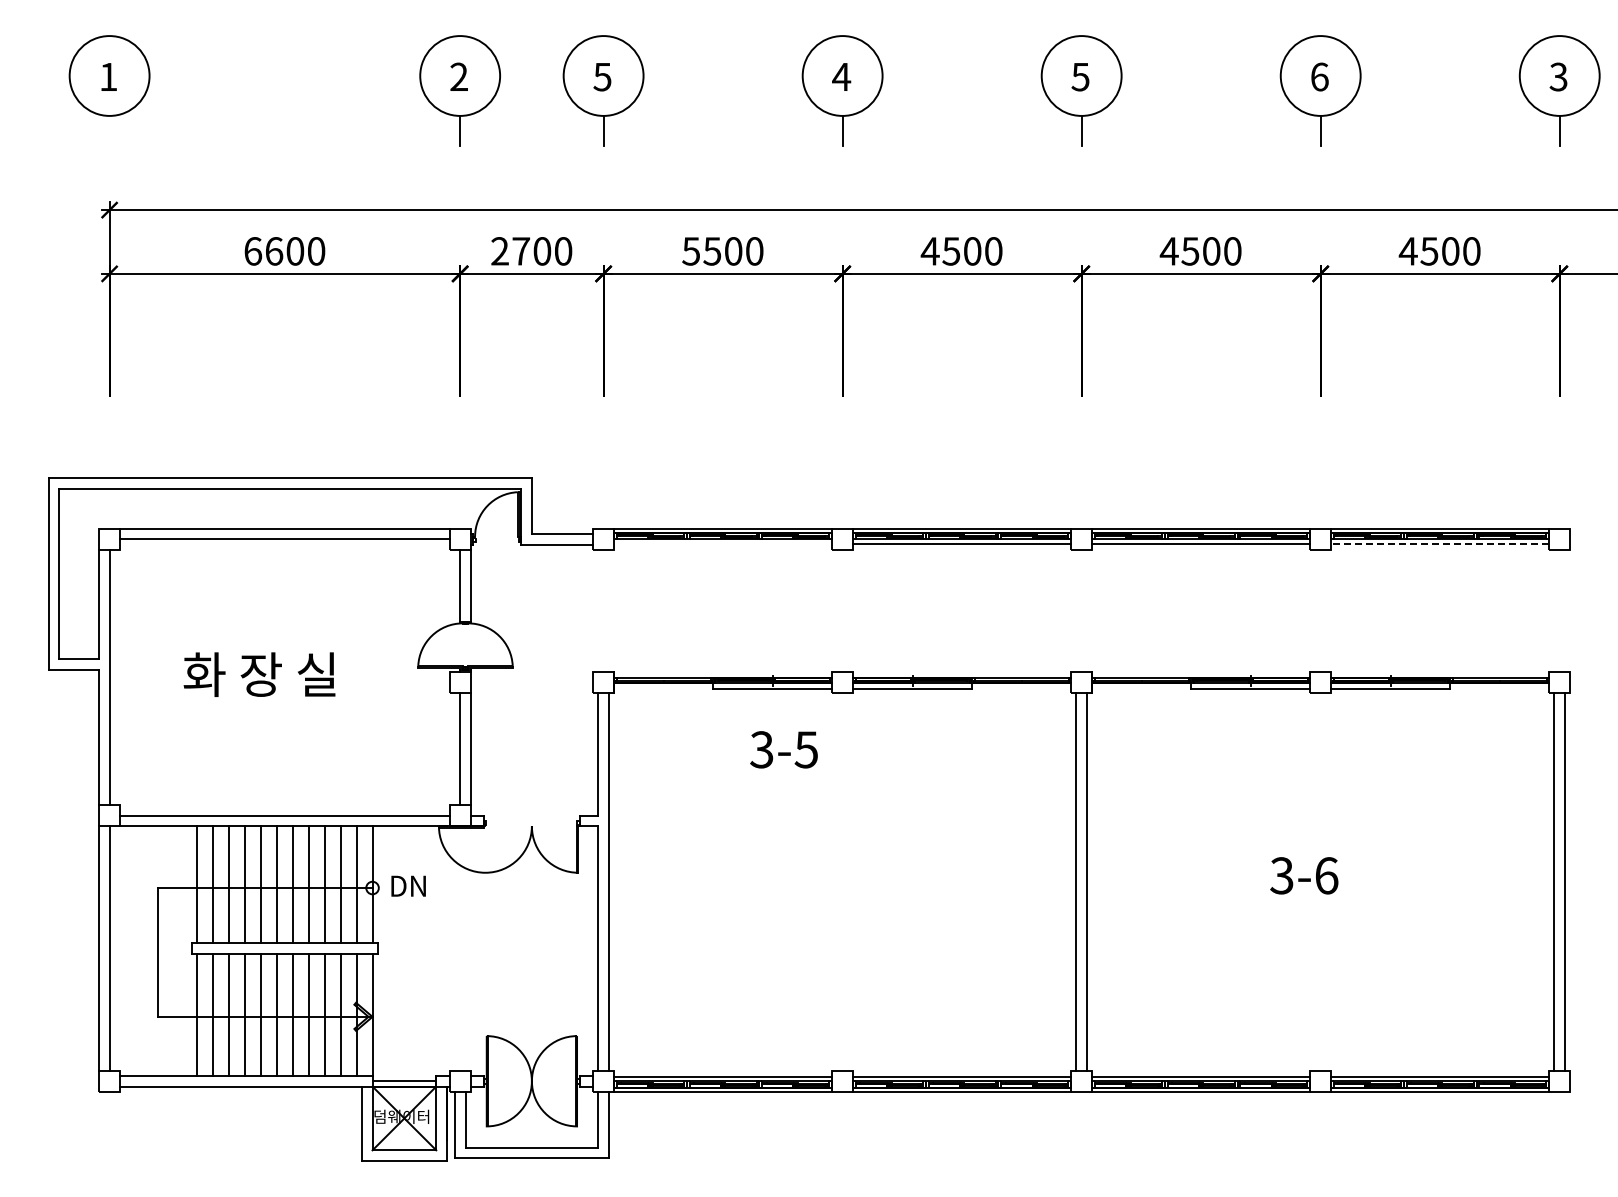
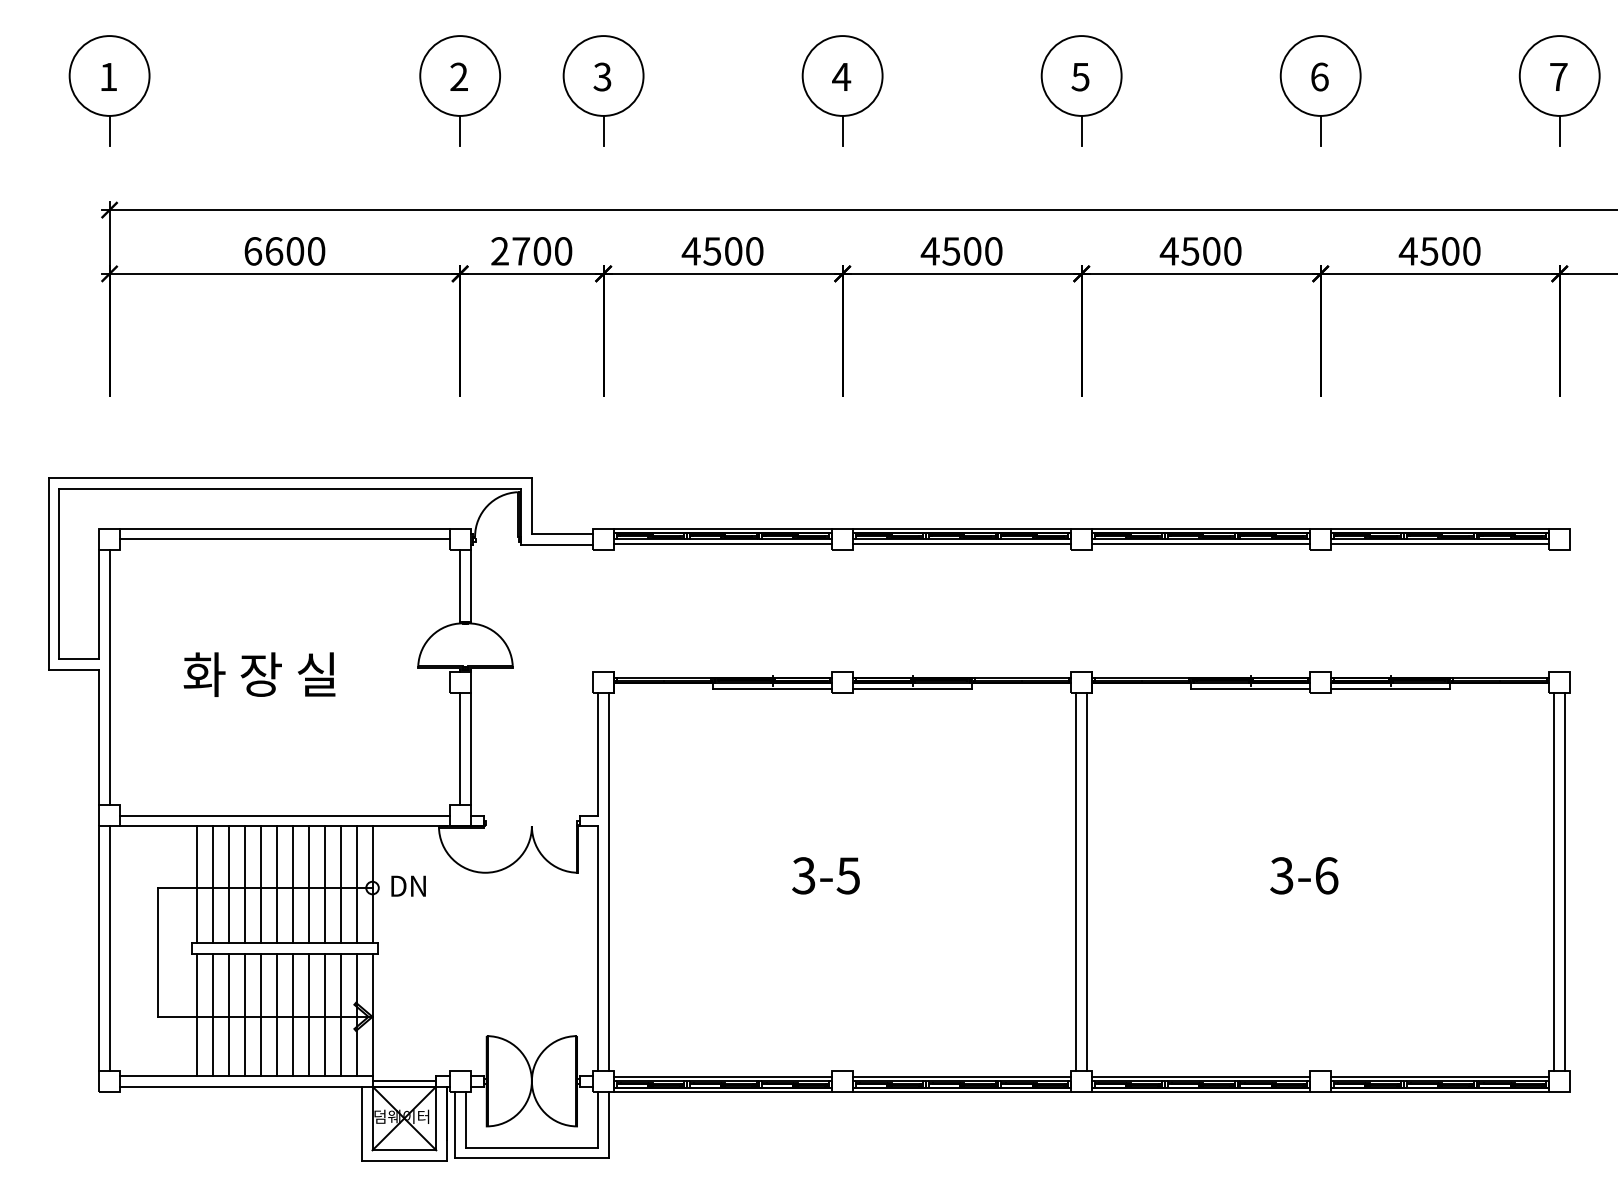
text: 5 -> 3 (602, 76)
text: 3 -> 7 (1558, 76)
line: none -> present (109, 130)
text: 5500 -> 4500 (690, 251)
line: none -> present (723, 543)
line: dashed -> solid (1440, 543)
text position: (783, 749) -> (825, 875) (825, 875)
